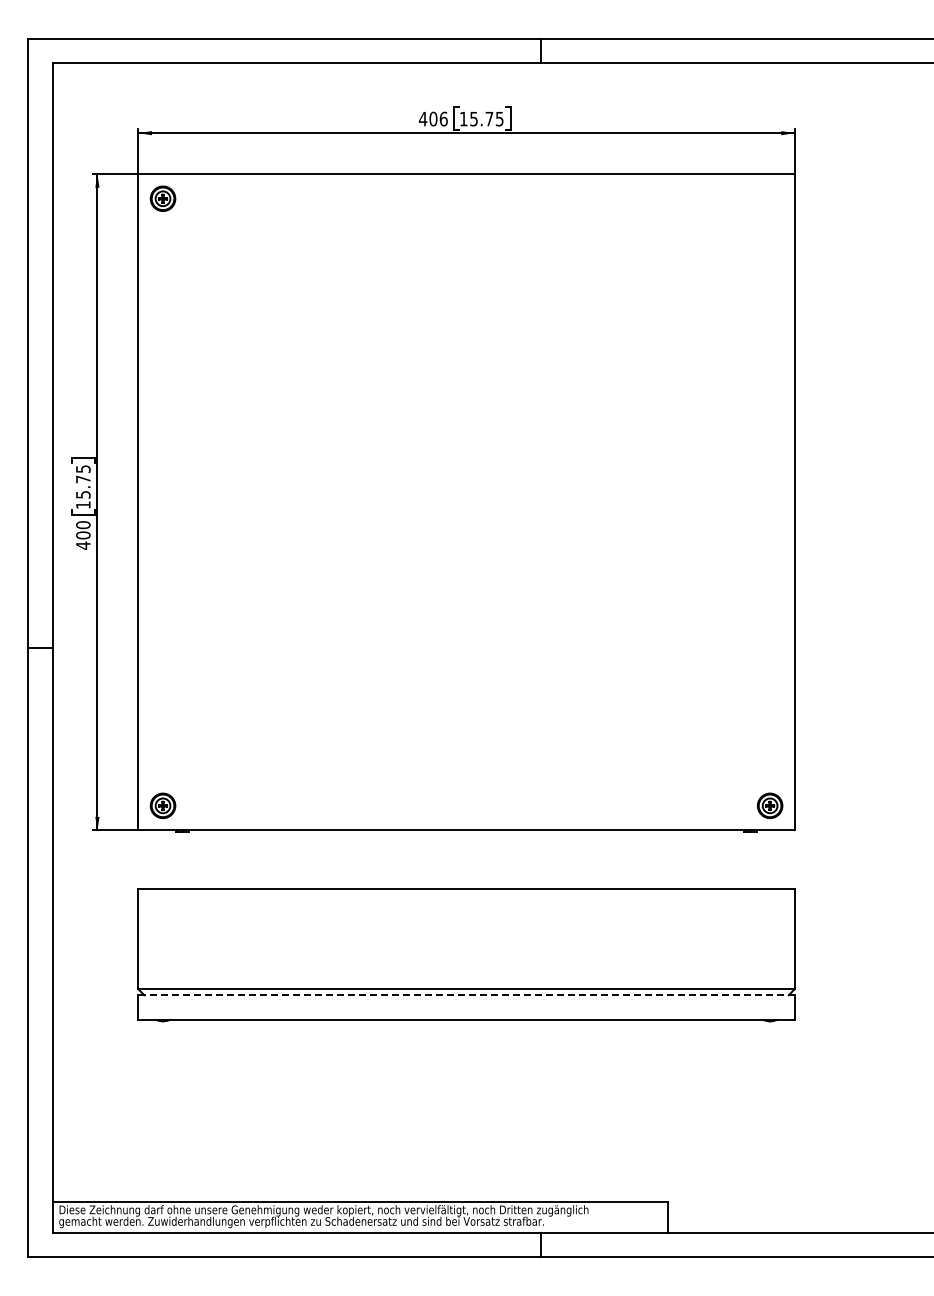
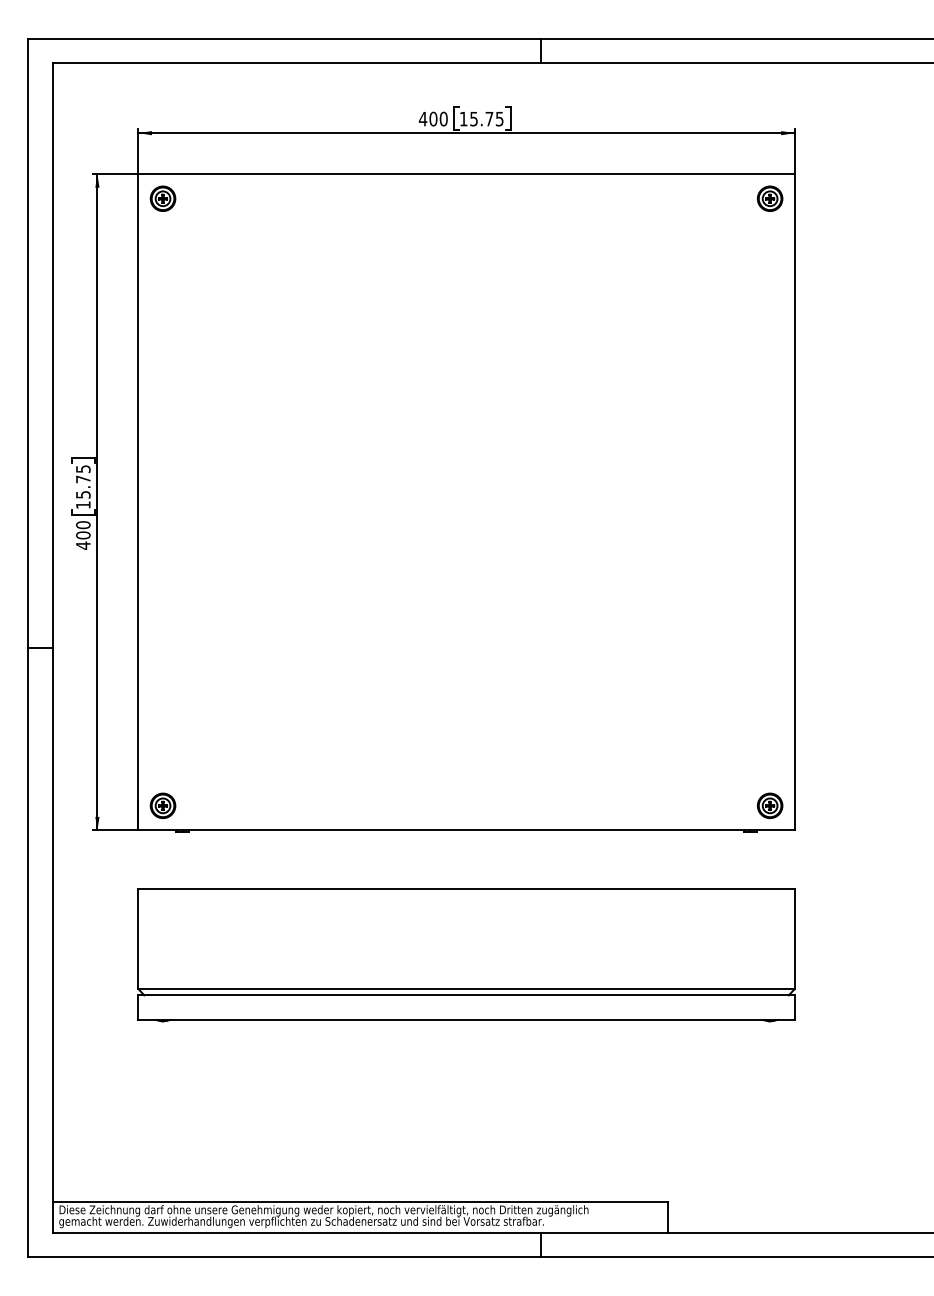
text: 406 -> 400 (443, 118)
part: none -> present (769, 198)
line: dashed -> solid (466, 995)
